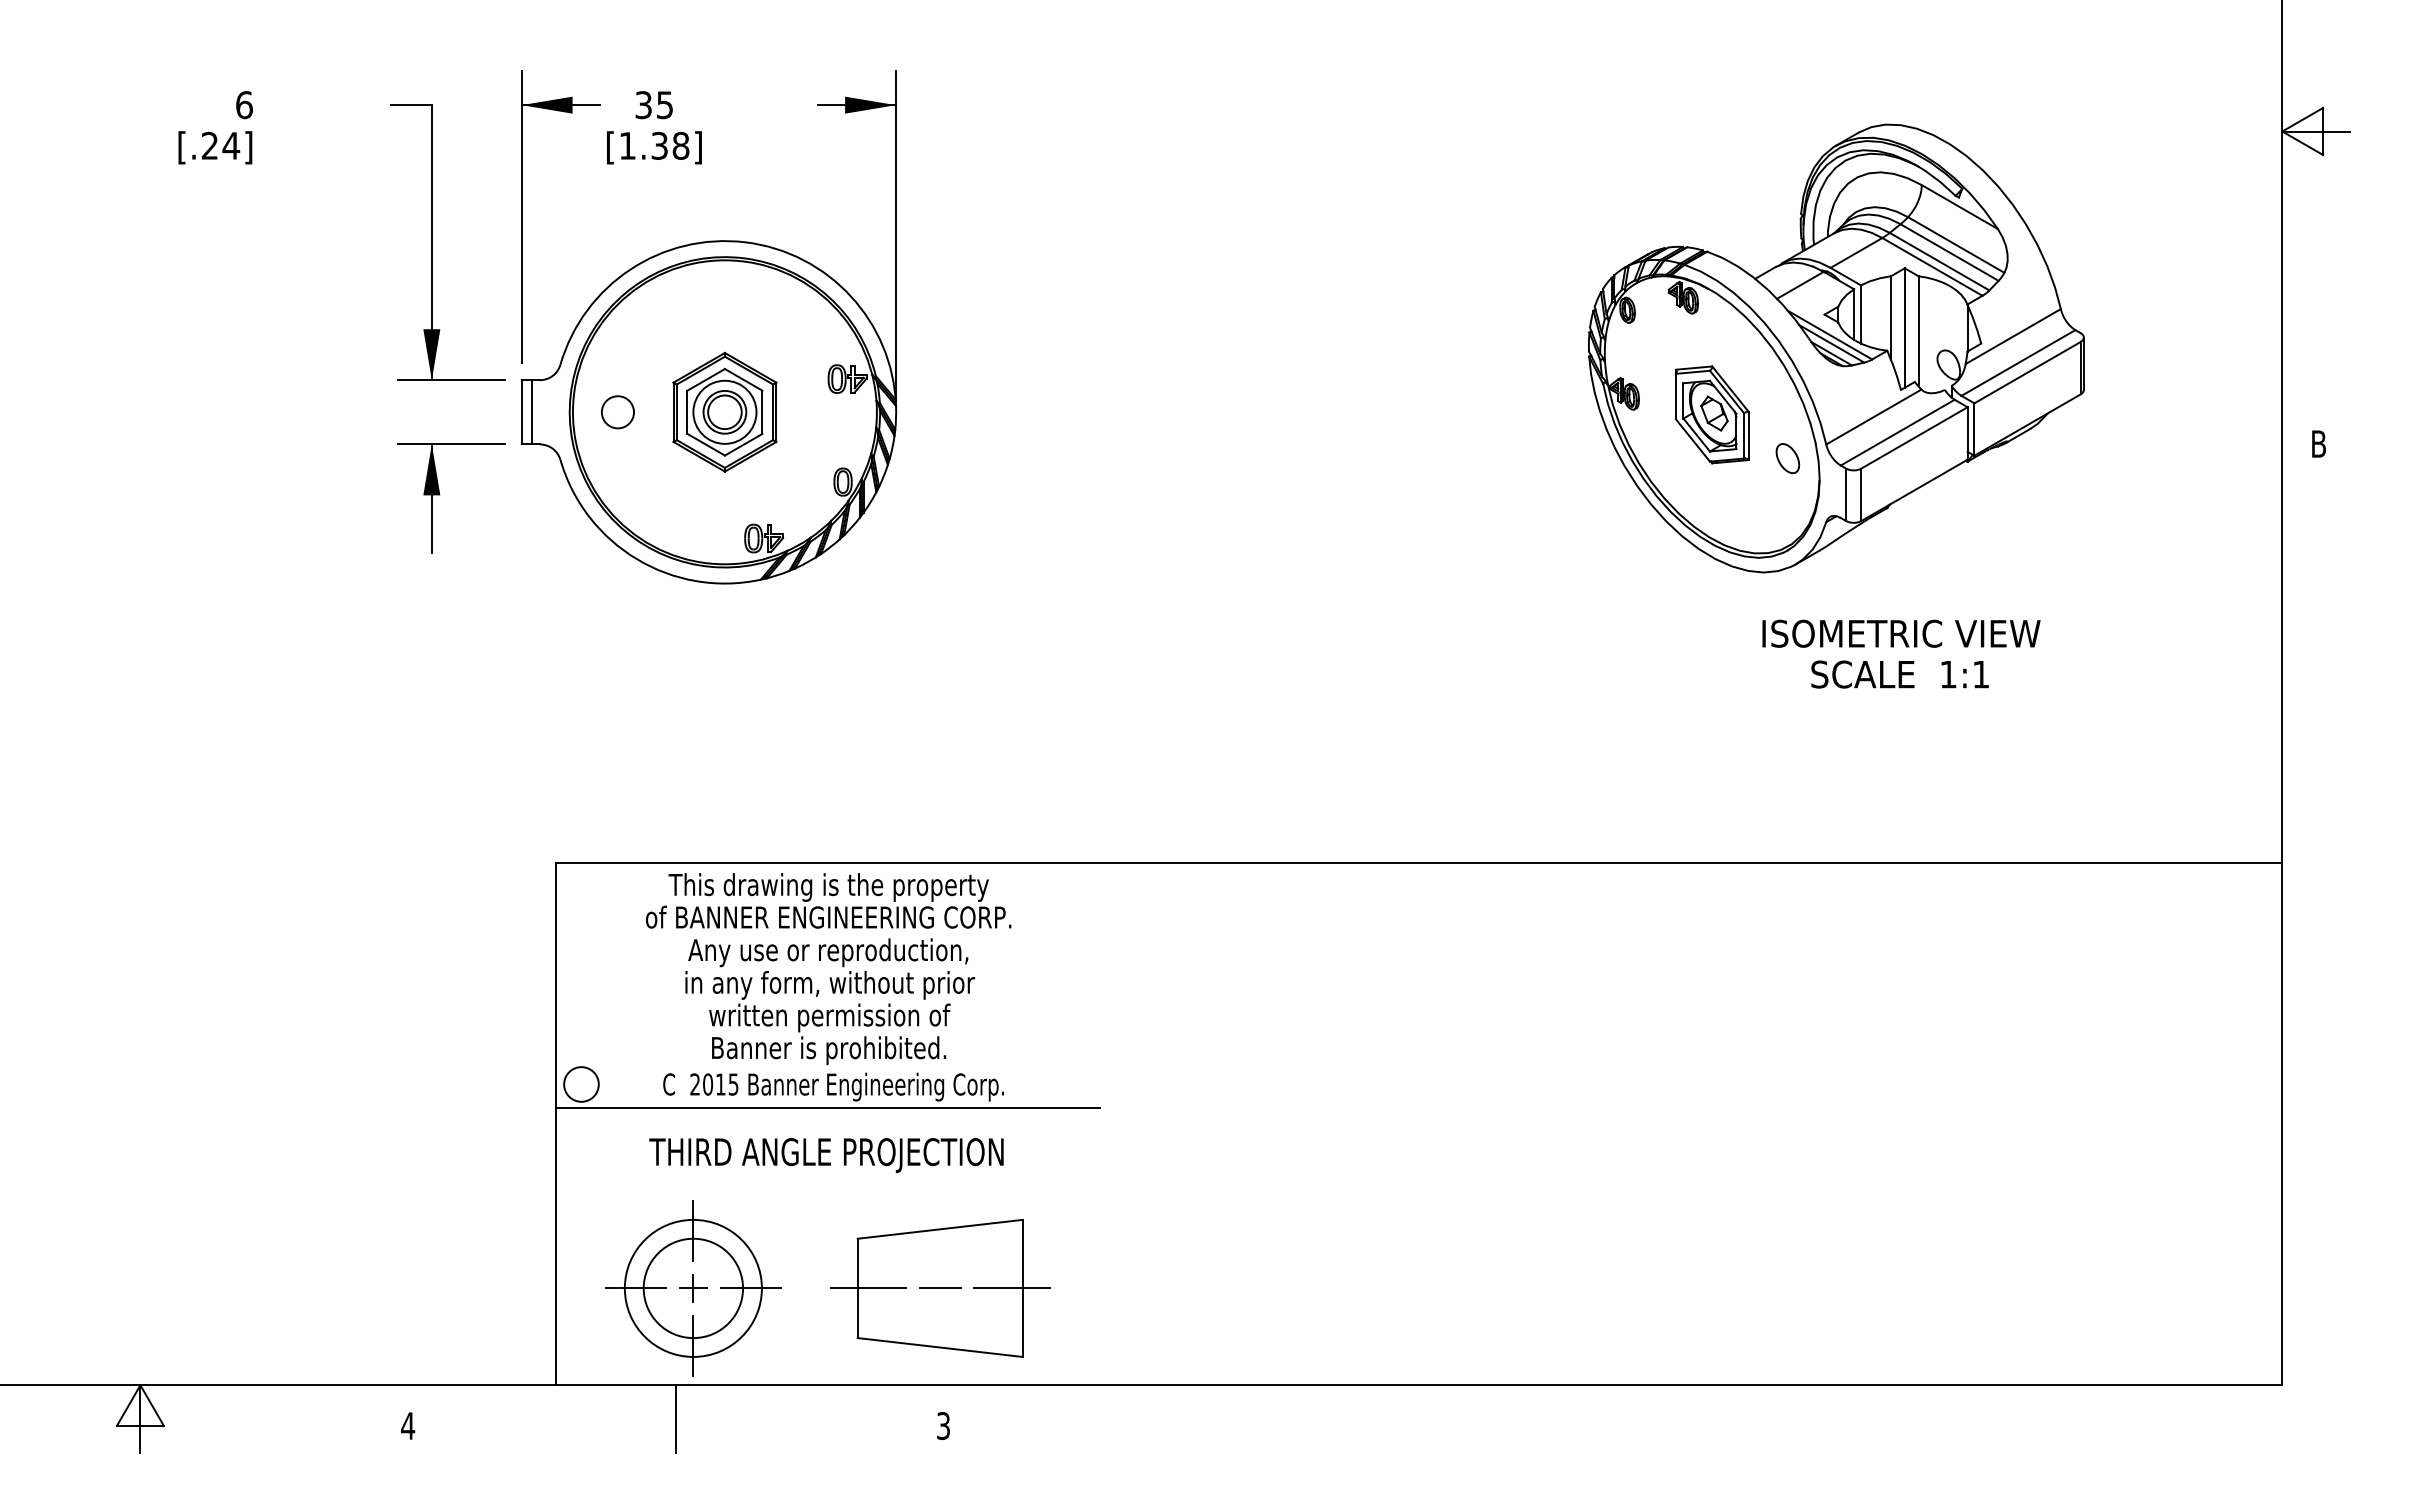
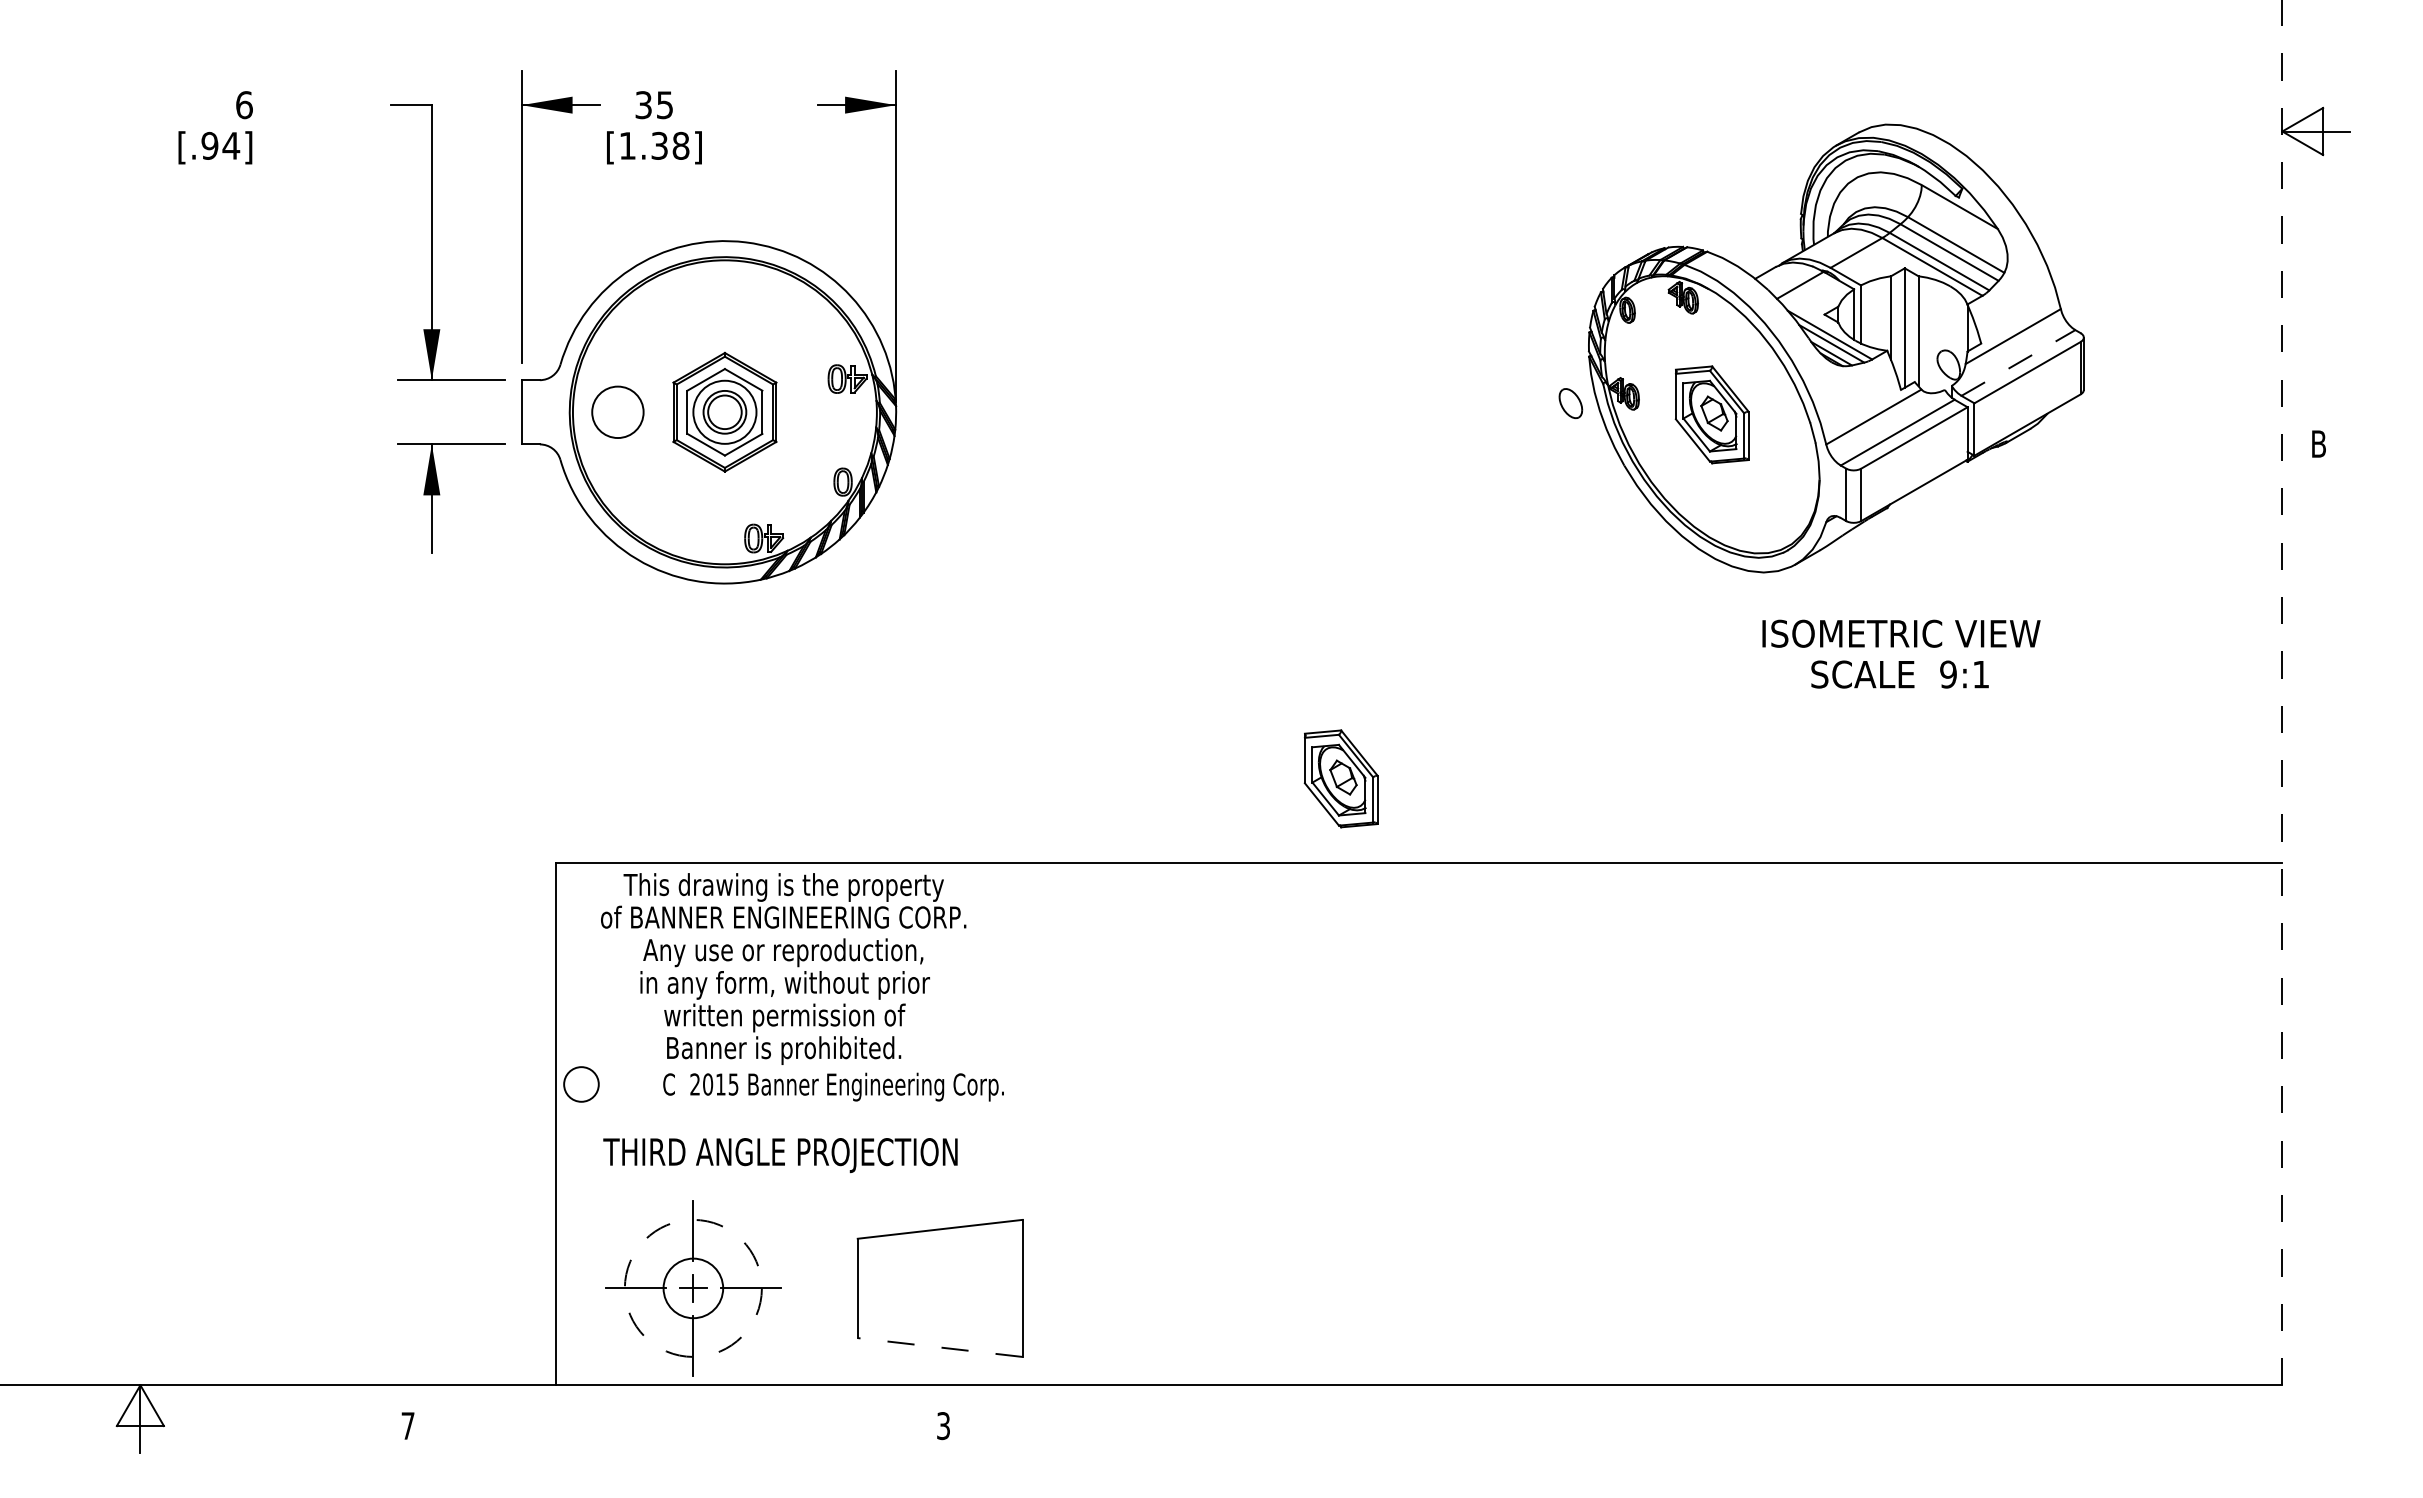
text: [.24] -> [.94] (209, 145)
line: solid -> dashed (2018, 363)
line: present -> none (532, 412)
circle diameter: 32 px -> 51 px (617, 412)
part position: (1787, 458) -> (1570, 403) (1570, 403)
text: 1:1 -> 9:1 (1948, 674)
line: solid -> dashed (2282, 692)
part: none -> present (1340, 778)
text position: (828, 968) -> (783, 968) (783, 968)
line: present -> none (827, 1108)
text position: (826, 1155) -> (780, 1155) (780, 1155)
circle: solid -> dashed (692, 1287)
circle diameter: 99 px -> 60 px (693, 1288)
line: present -> none (868, 1288)
line: present -> none (939, 1288)
line: present -> none (1011, 1288)
line: solid -> dashed (940, 1347)
line: present -> none (675, 1419)
text: 4 -> 7 (408, 1425)
